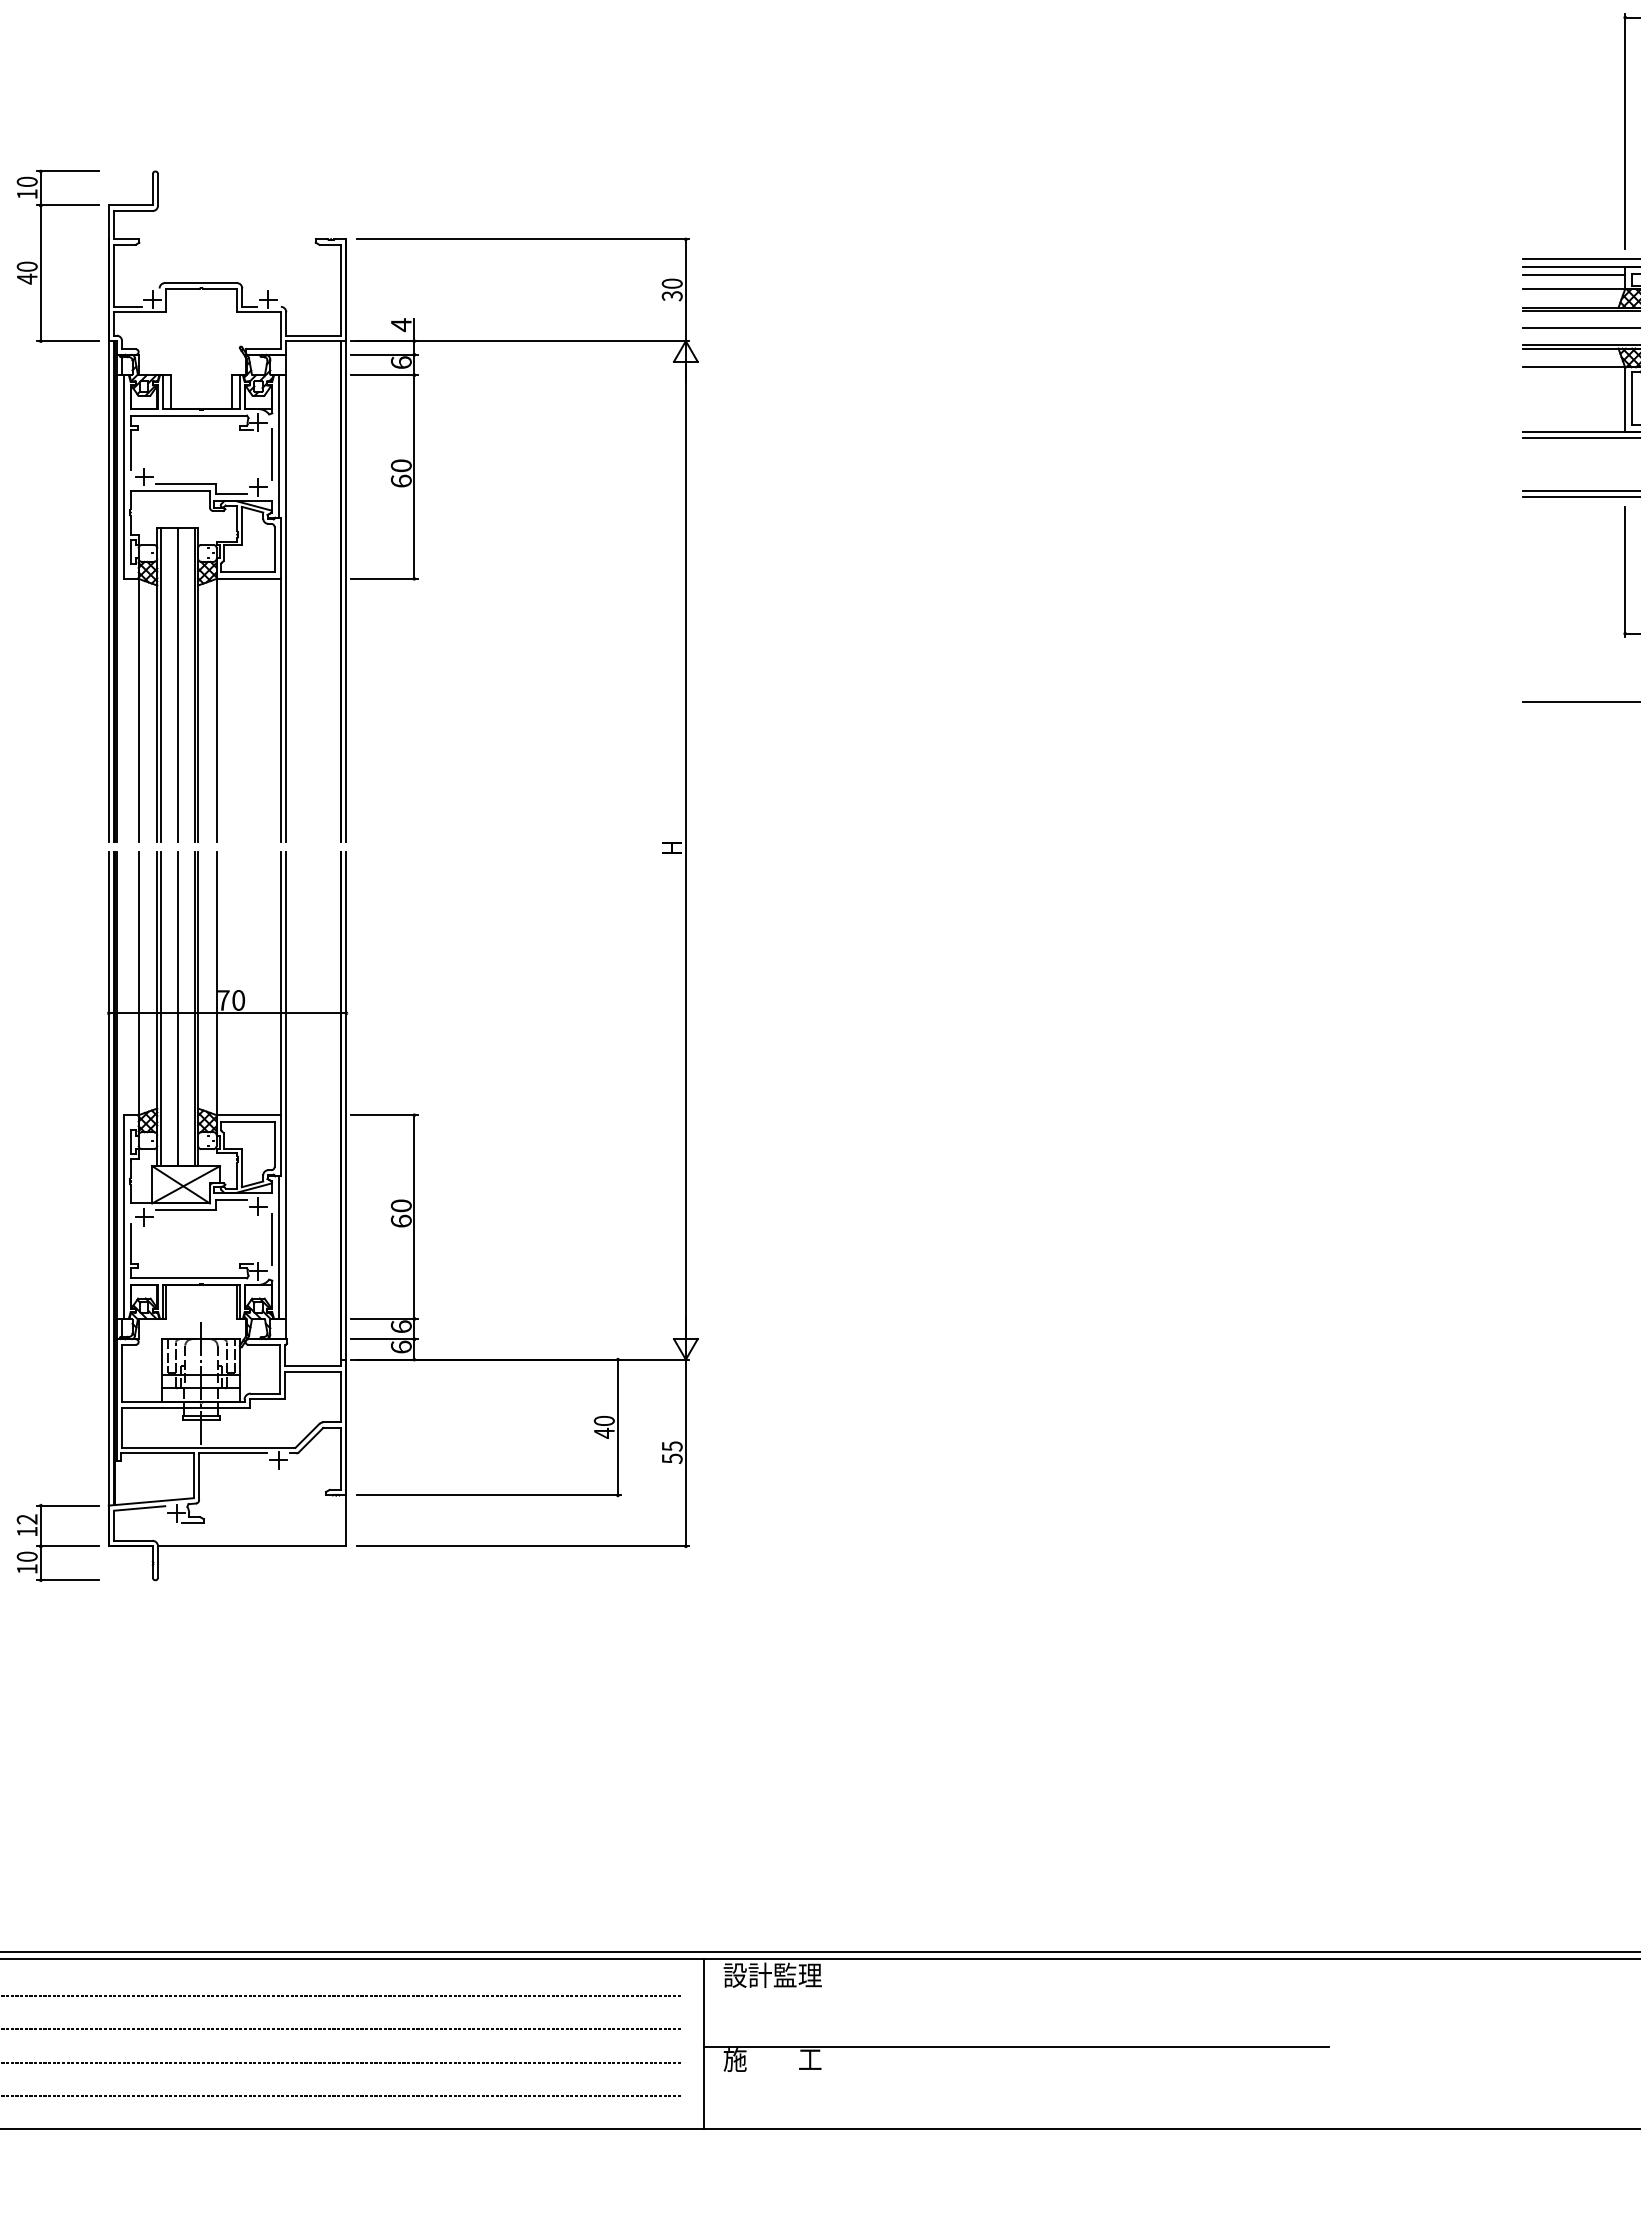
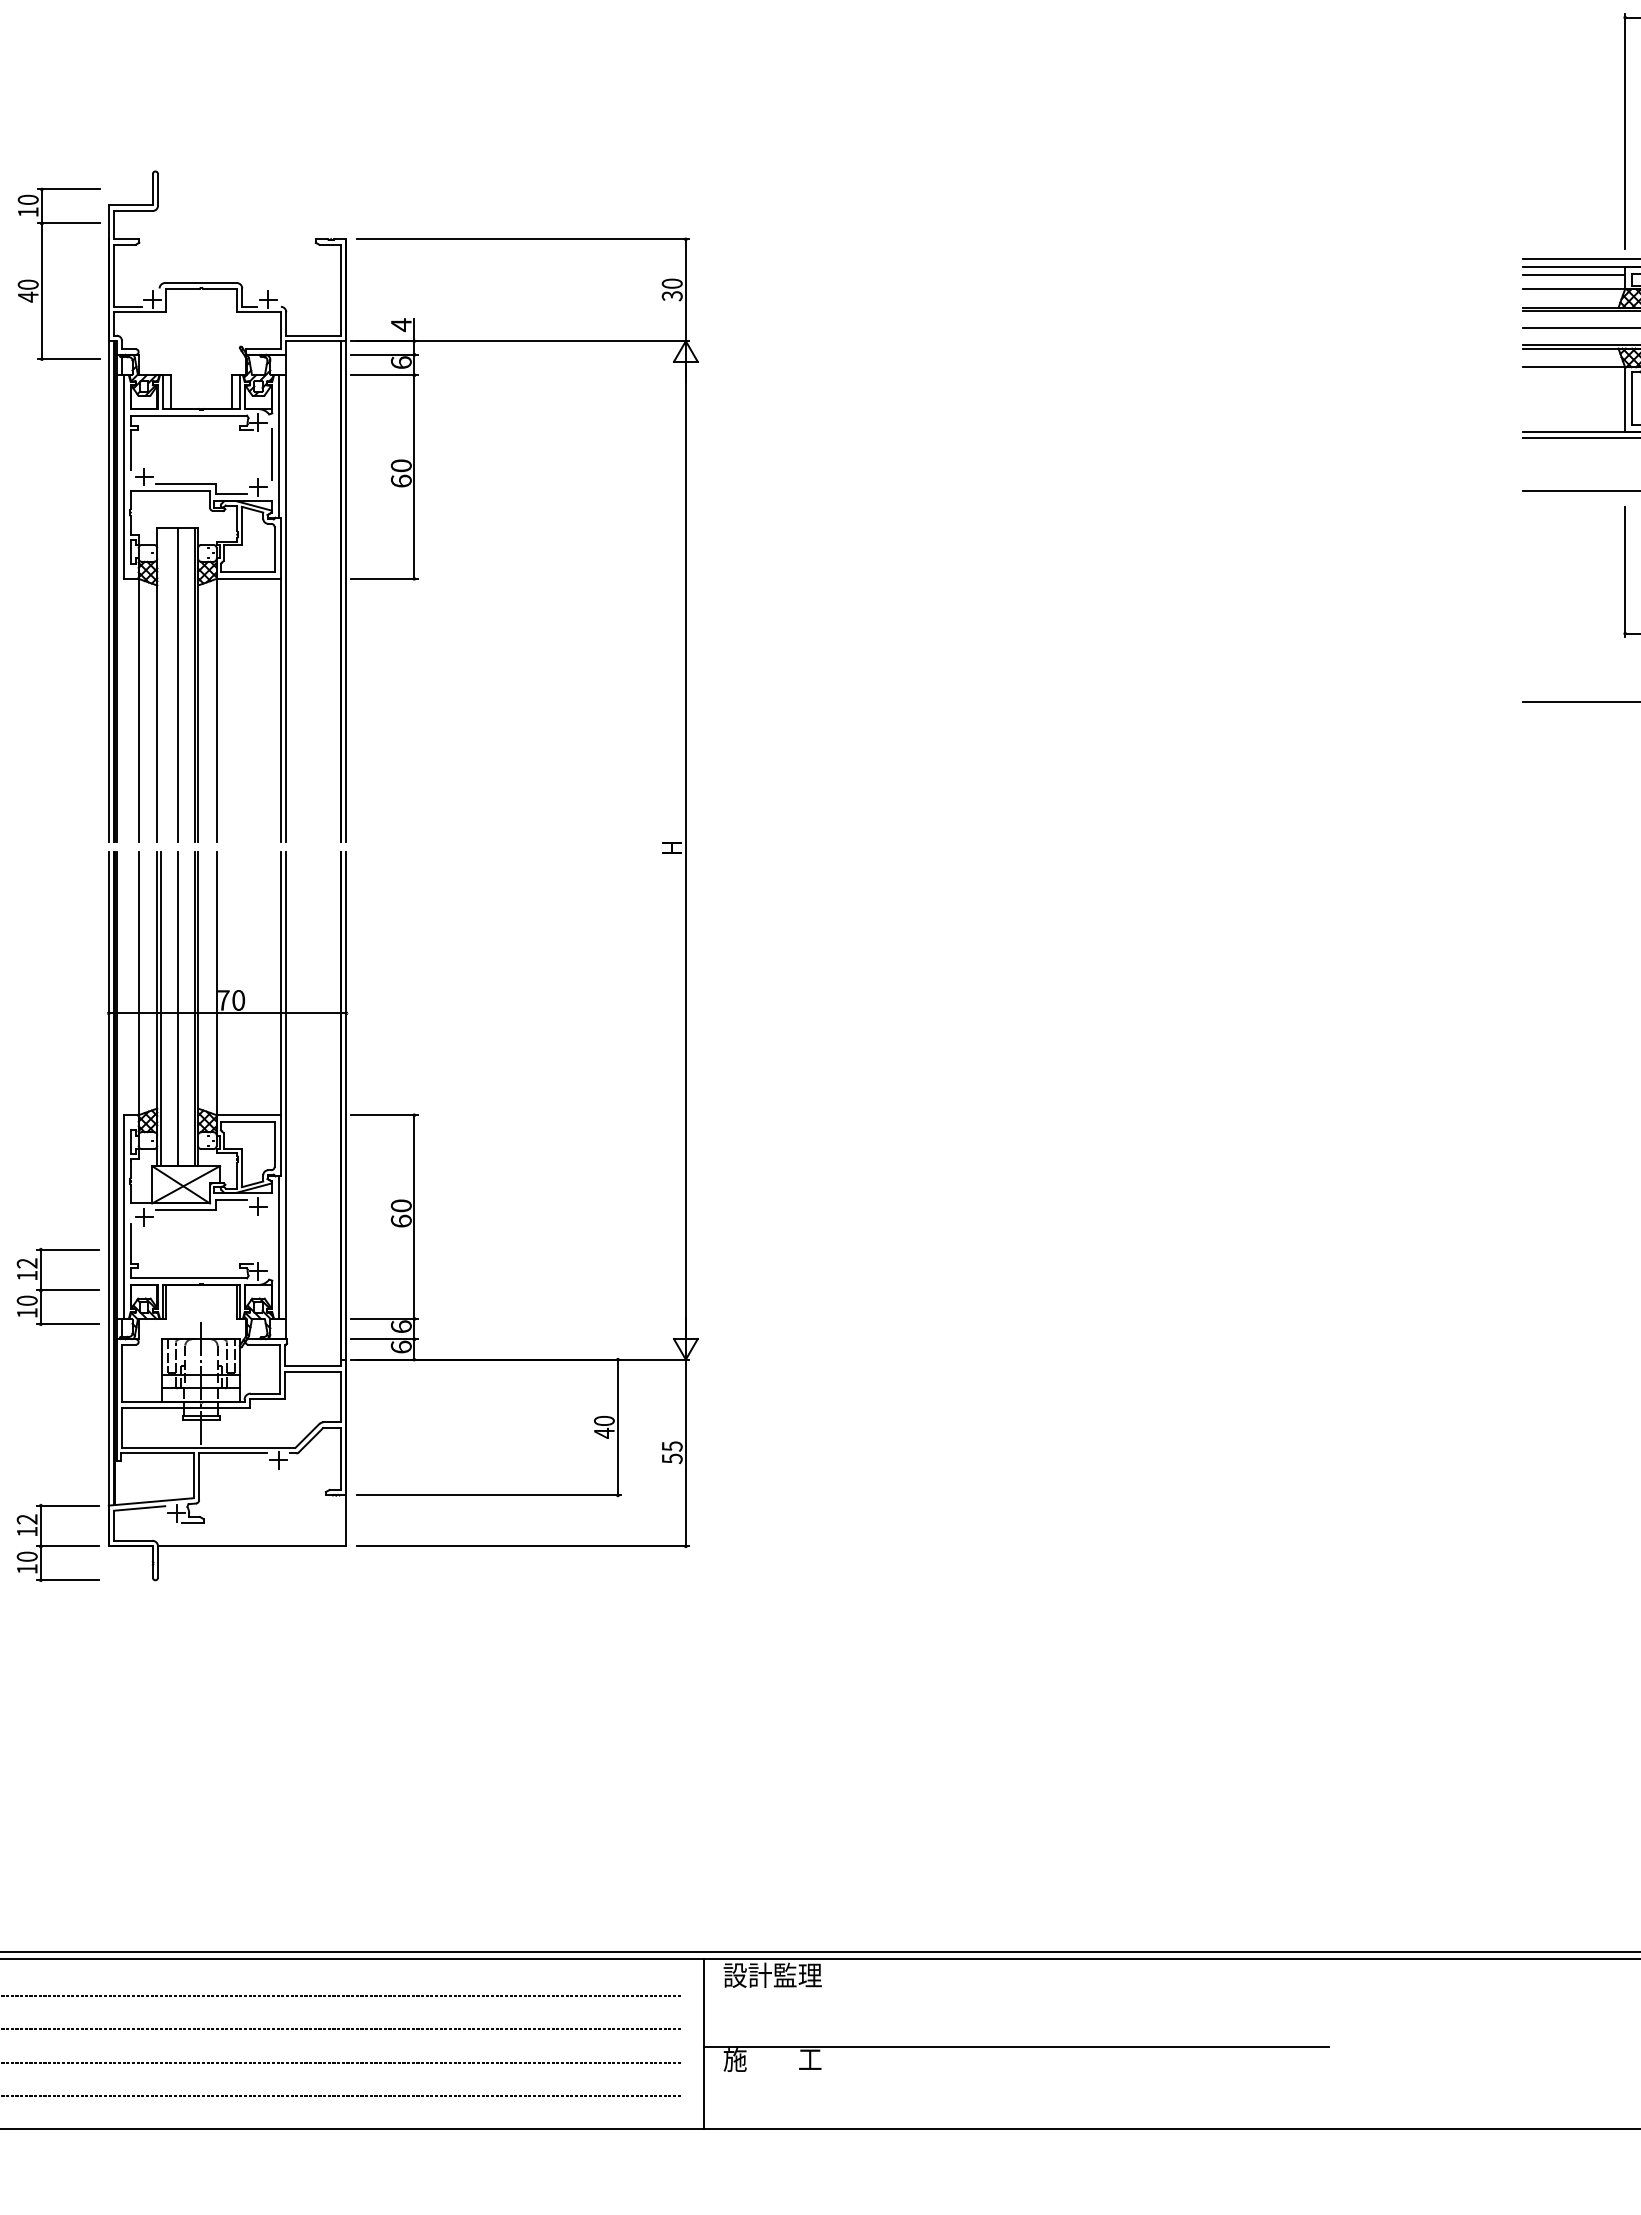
part position: (41, 255) -> (42, 273) (42, 273)
line: present -> none (1580, 496)
line: present -> none (160, 684)
line: present -> none (272, 1238)
part: none -> present (57, 1286)
